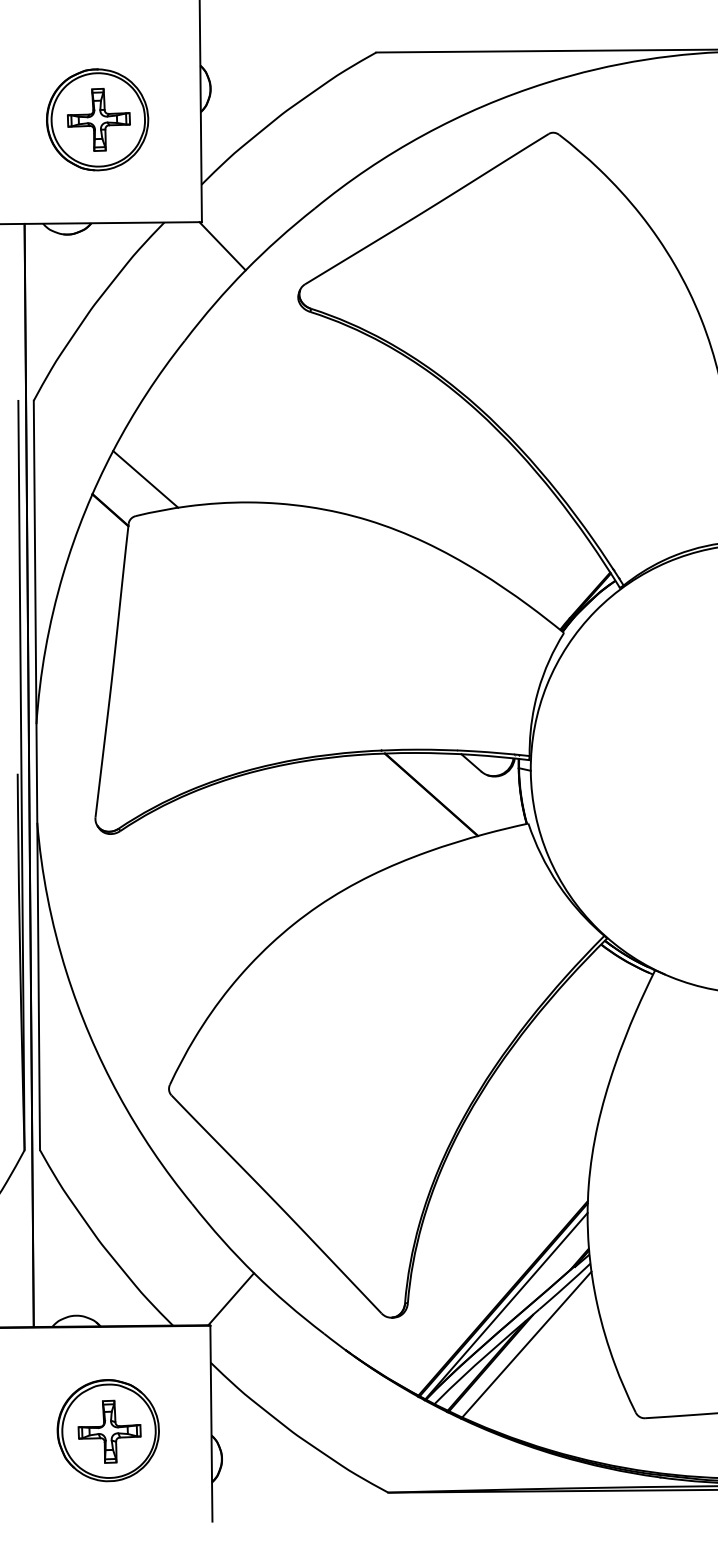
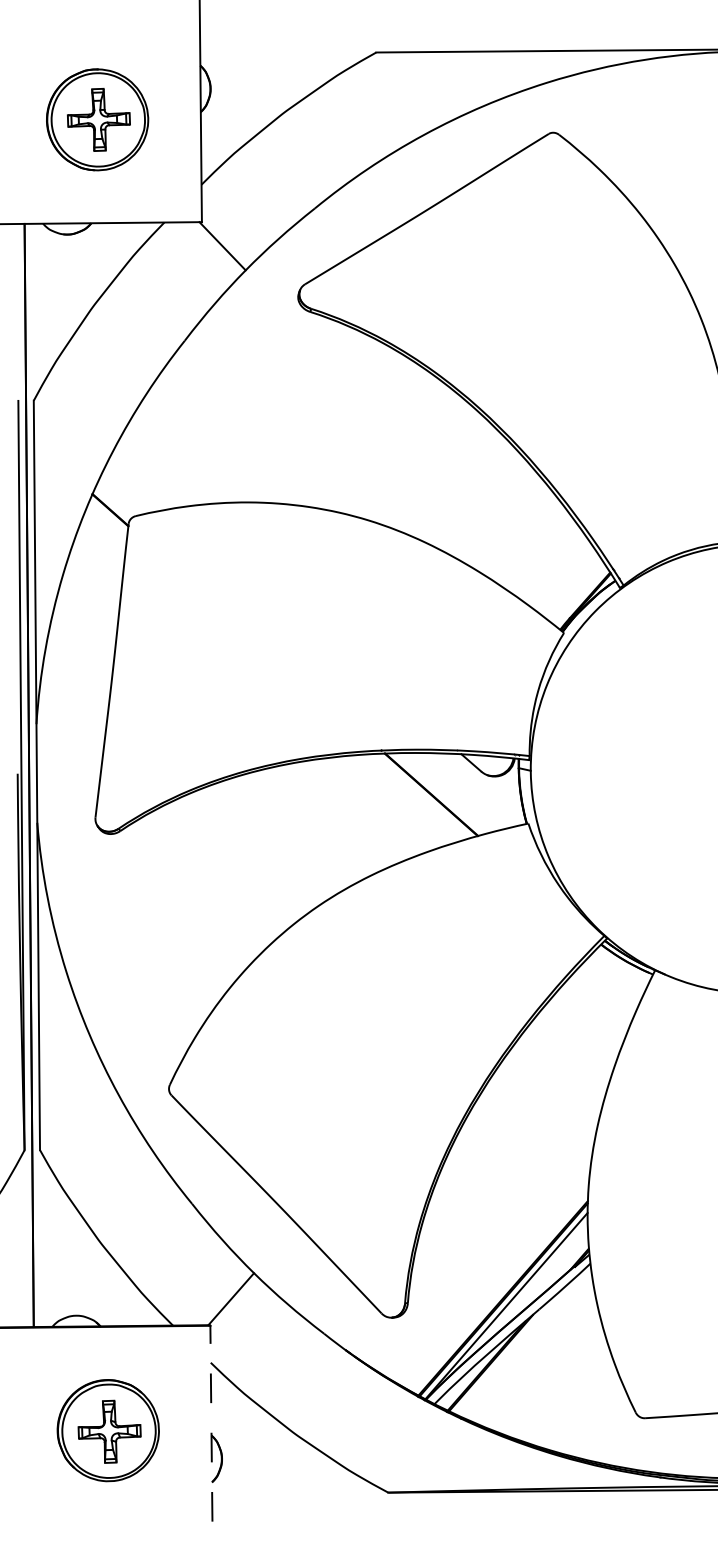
line: present -> none (145, 479)
line: present -> none (526, 1344)
line: solid -> dashed (211, 1423)
